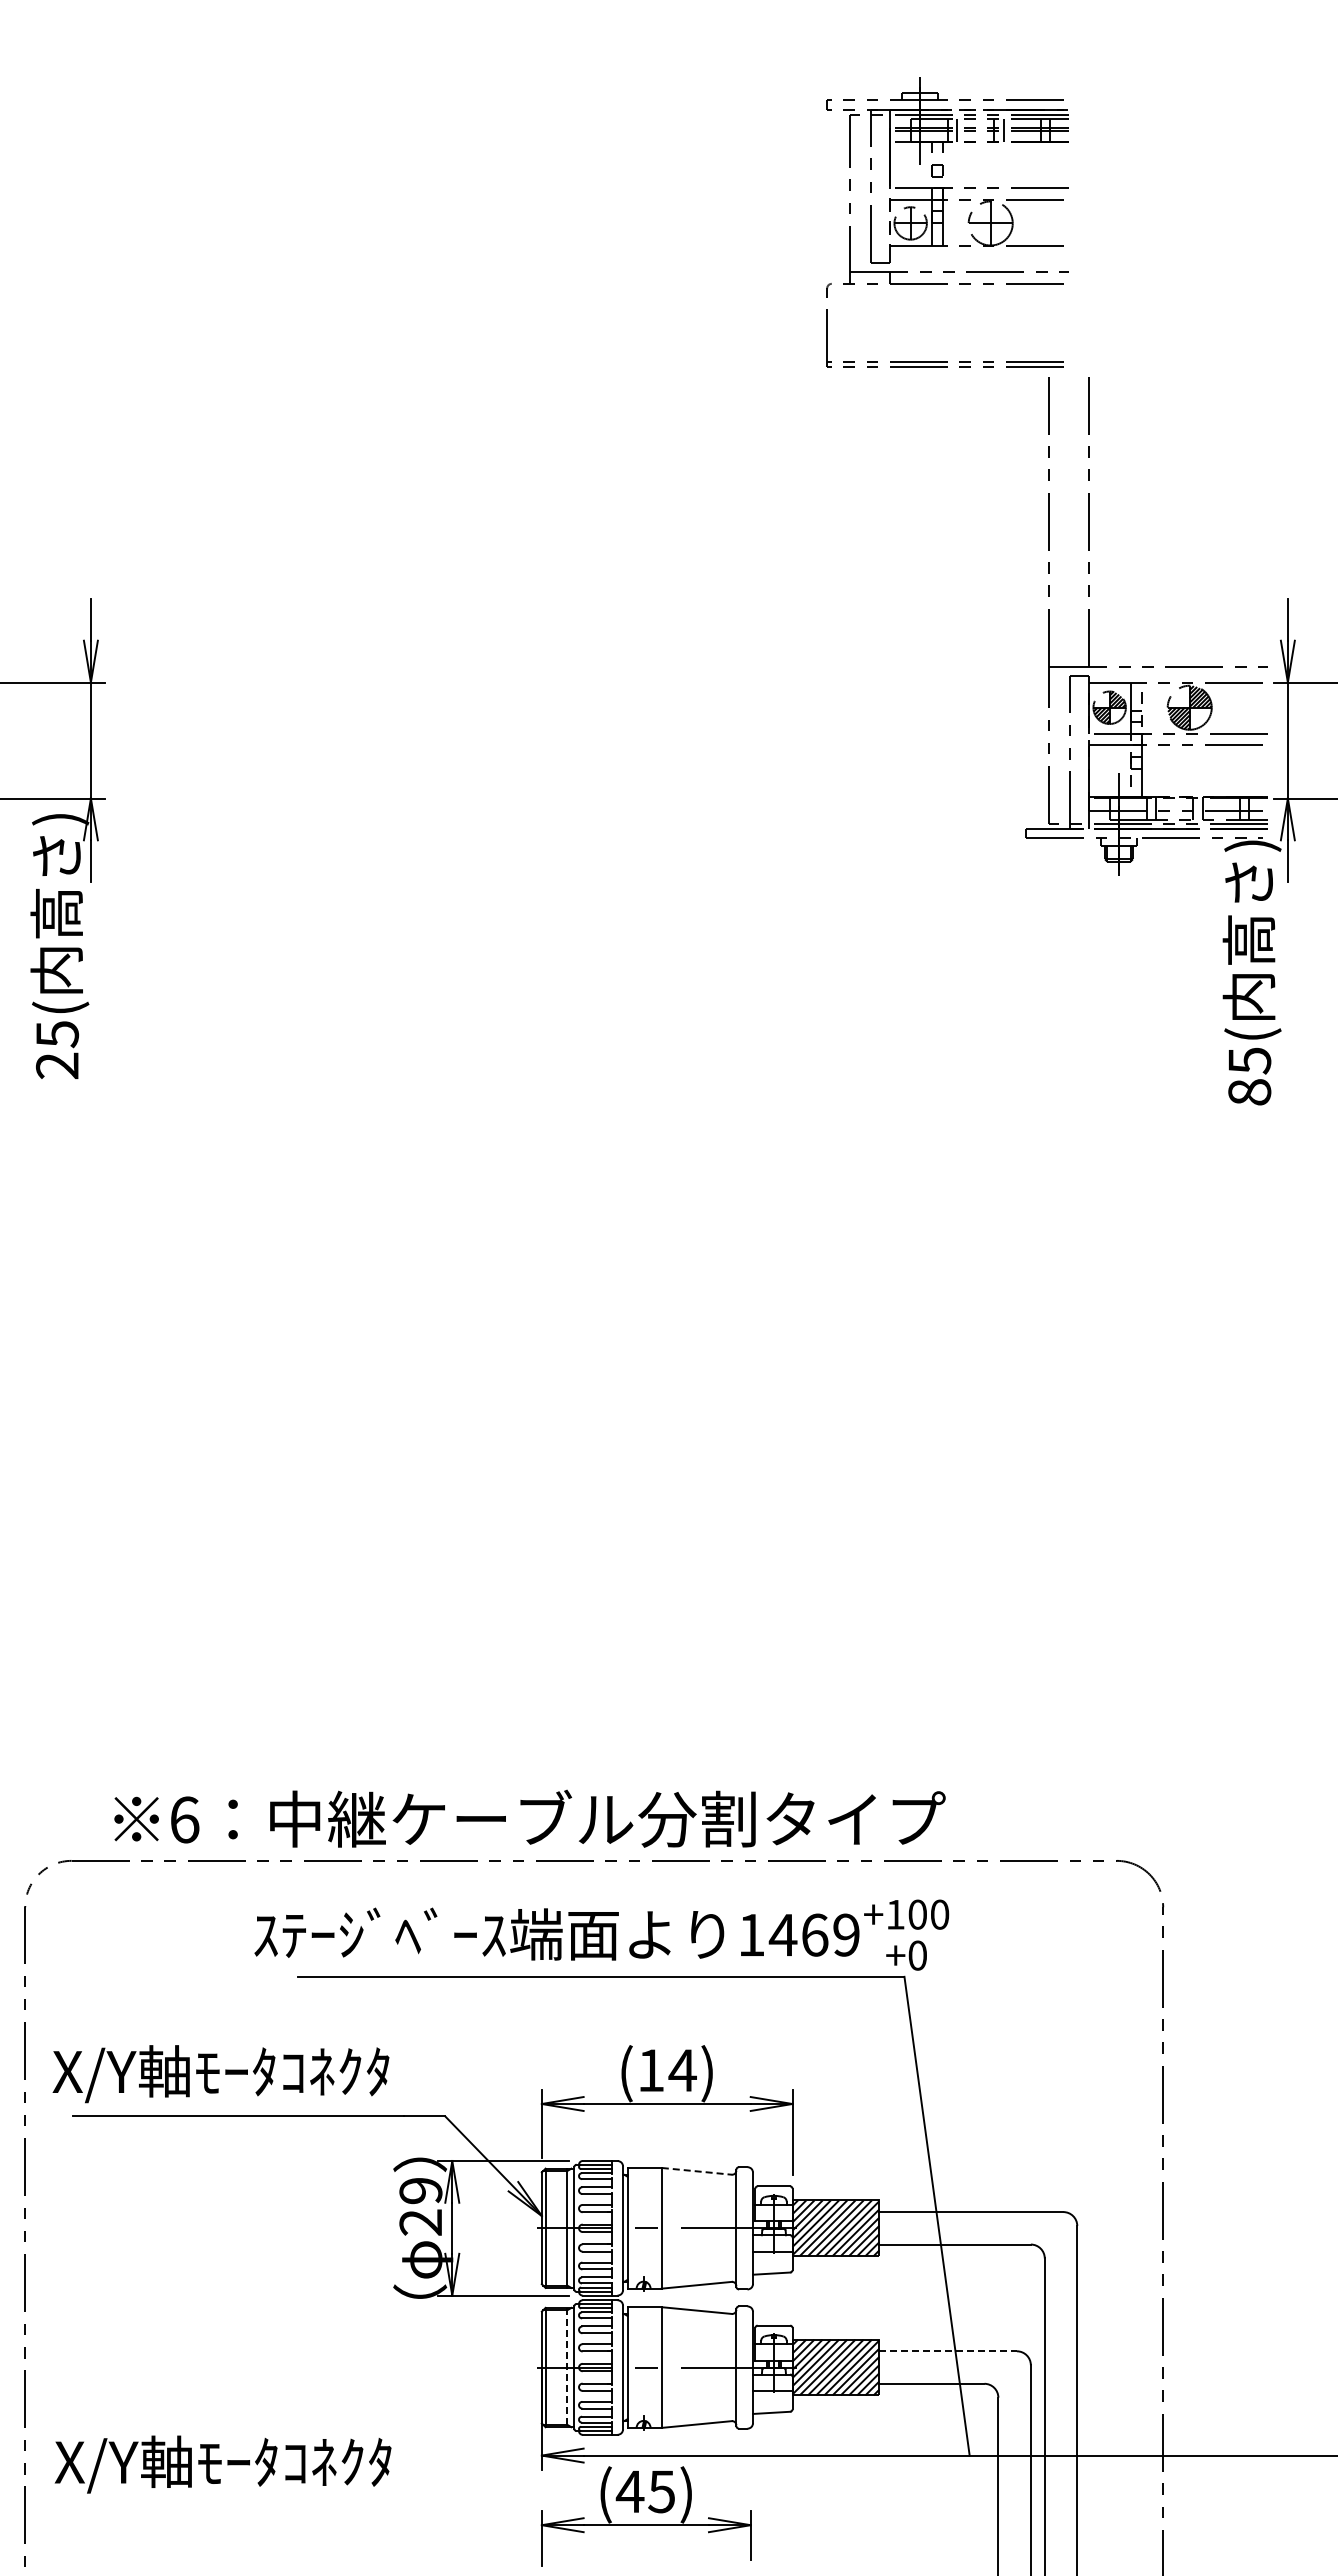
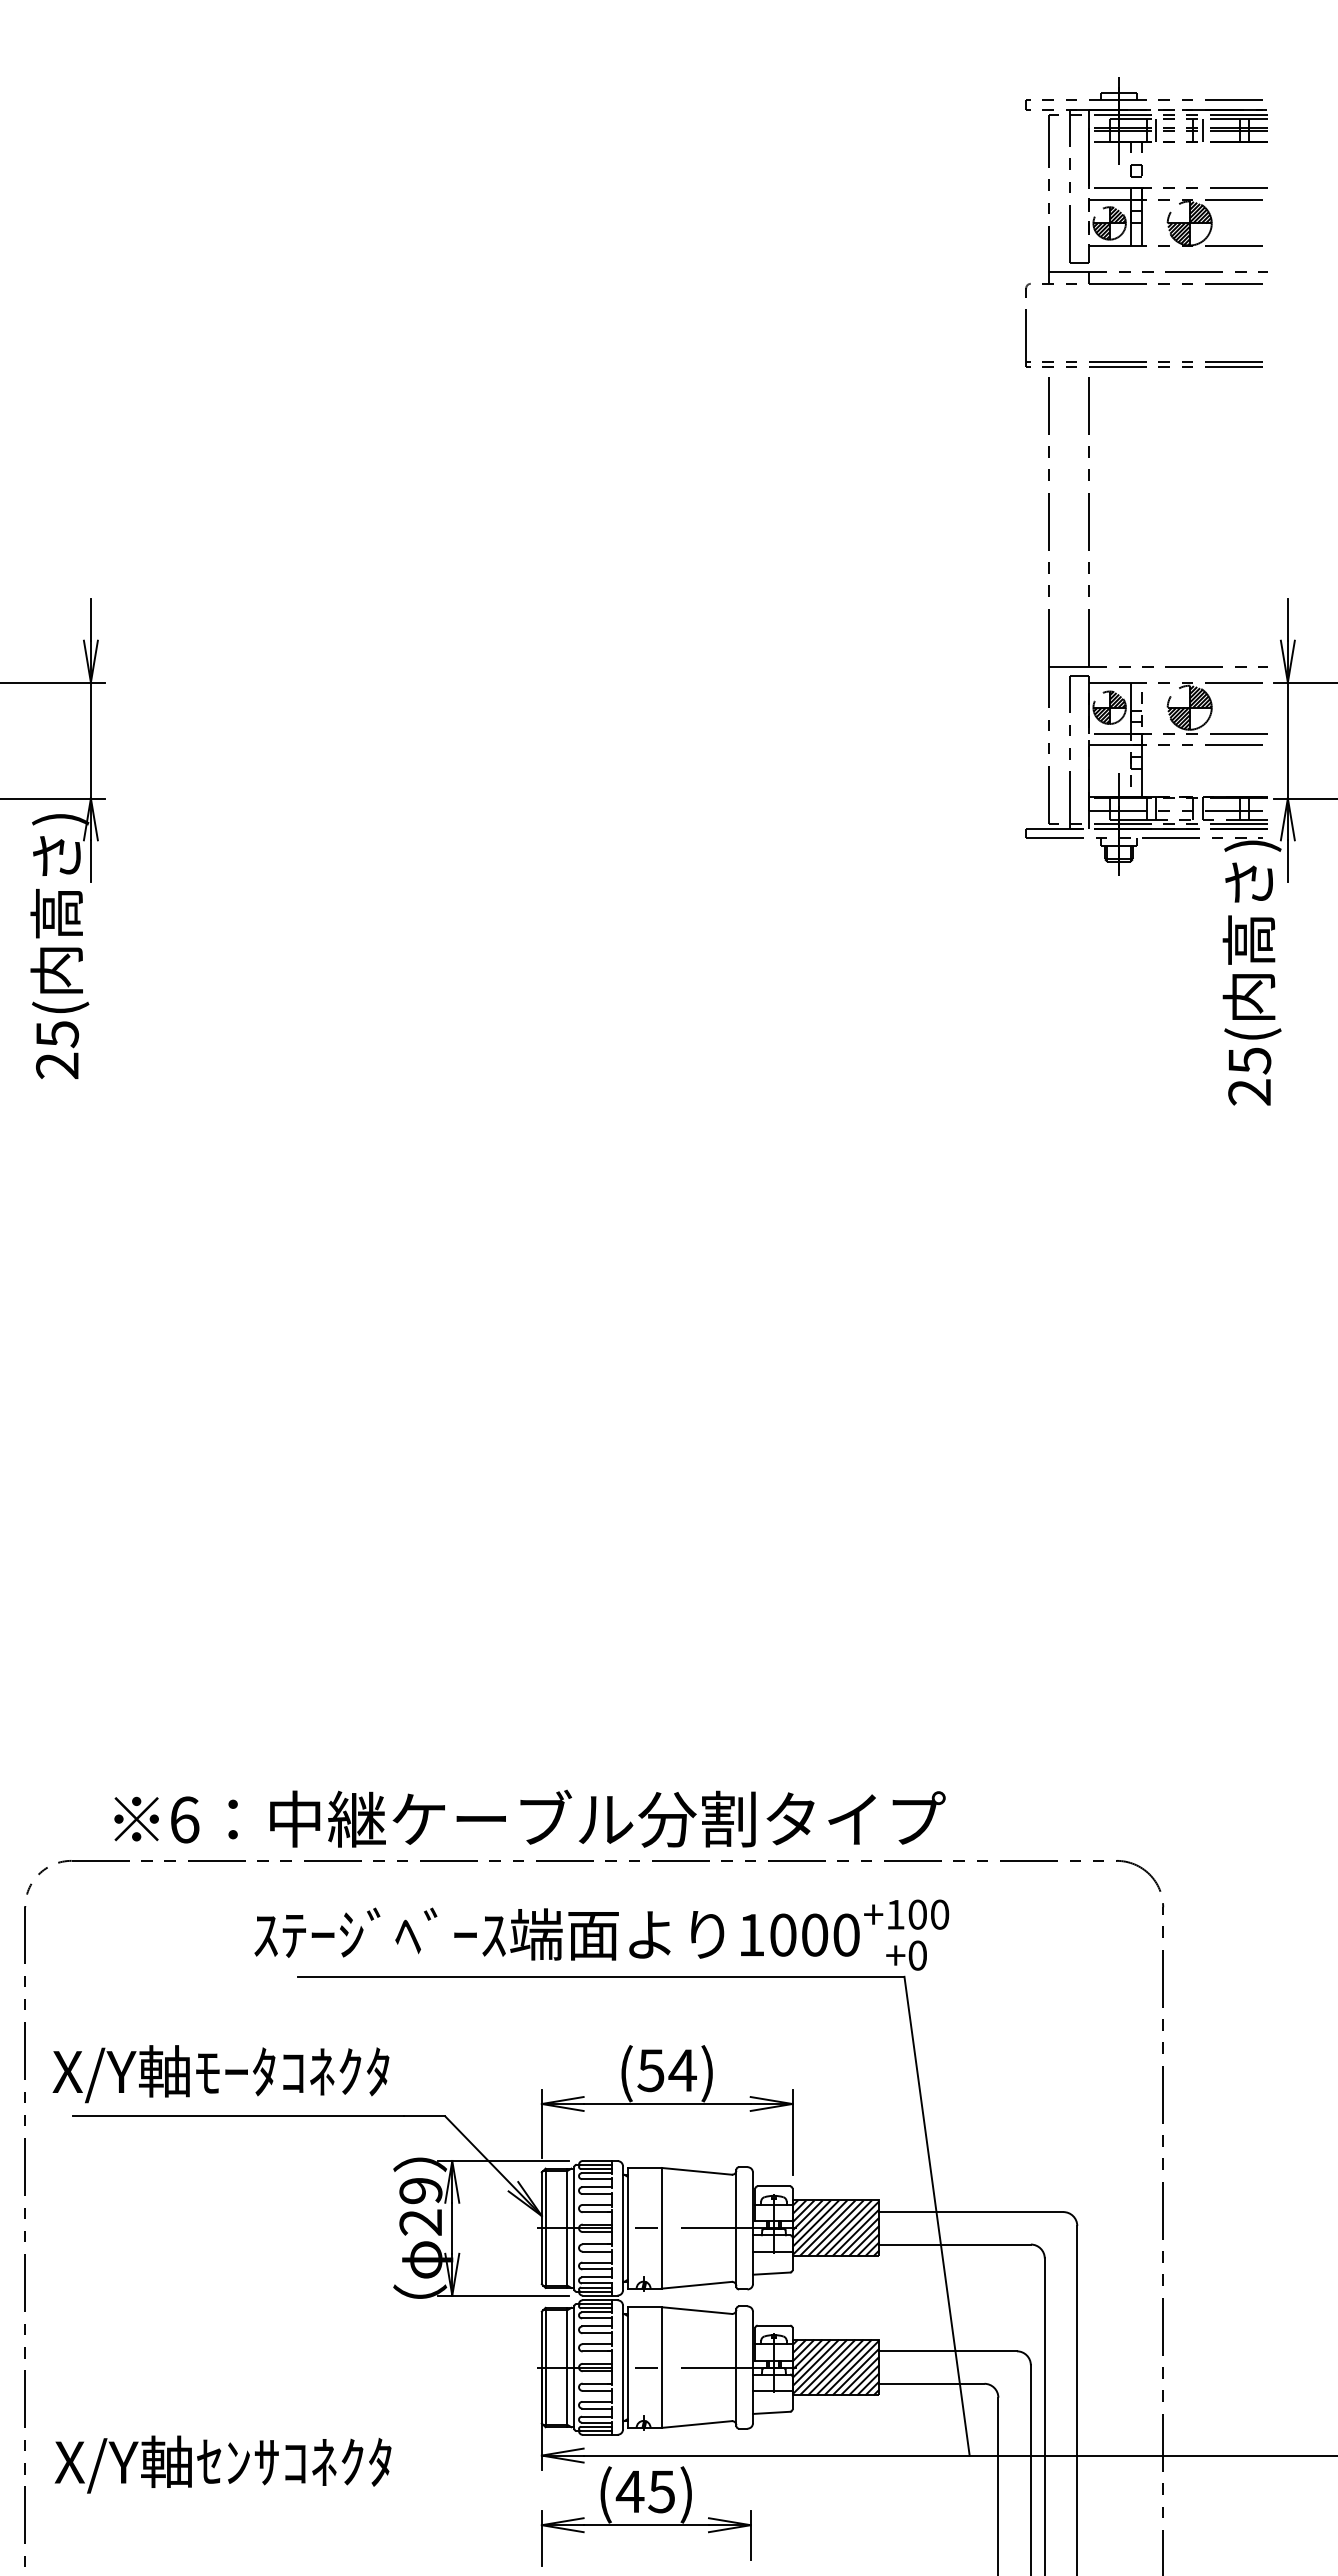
part position: (947, 222) -> (1146, 222) (1146, 222)
text: 85( -> 25( (1249, 1092)
text: 1469 -> 1000 (813, 1934)
text: (14) -> (54) (650, 2070)
line: dashed -> solid (697, 2171)
line: dashed -> solid (948, 2351)
line: dashed -> solid (567, 2367)
text: X/Y軸ﾓｰﾀｺﾈｸﾀ -> X/Y軸ｾﾝｻｺﾈｸﾀ (237, 2461)
